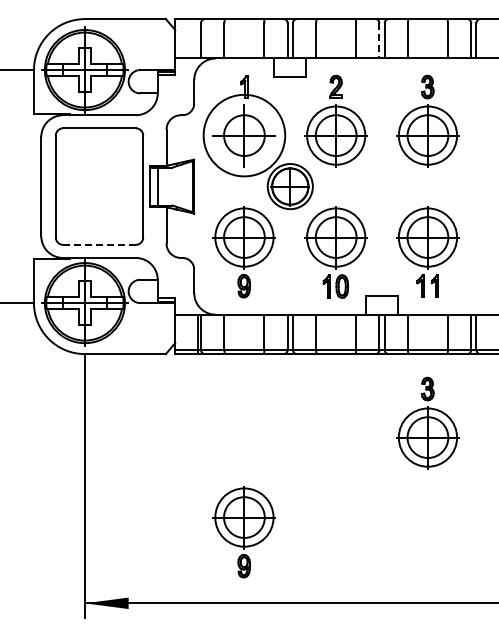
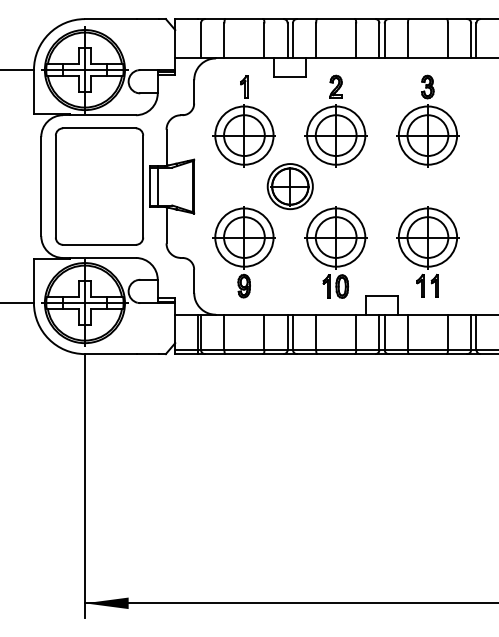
line: dashed -> solid (379, 41)
circle diameter: 82 px -> 58 px (244, 135)
line: dashed -> solid (99, 244)
part: present -> none (427, 422)
part: present -> none (243, 532)
